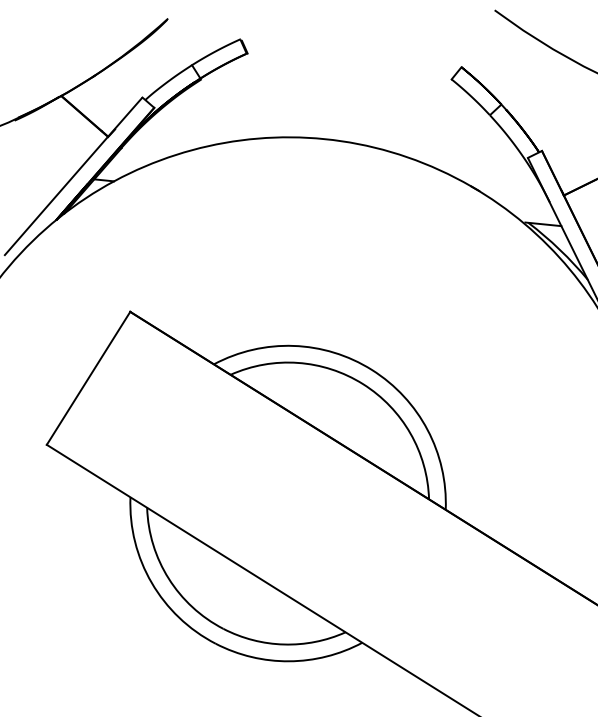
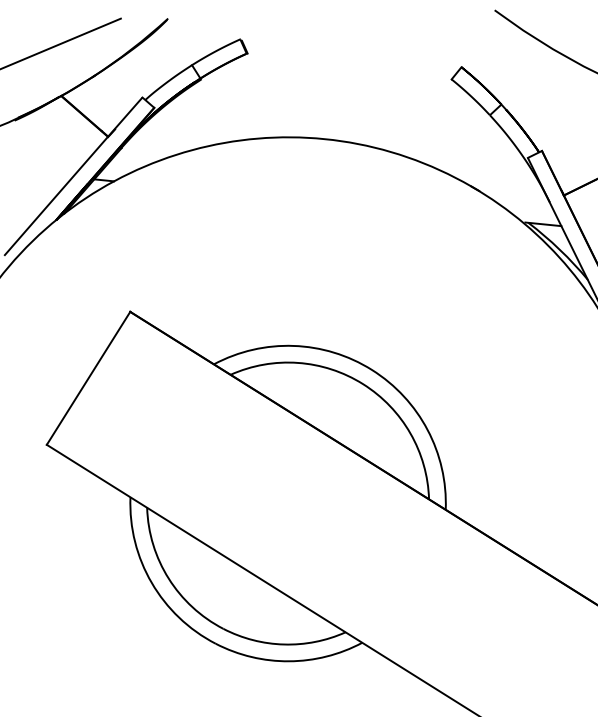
line: none -> present (61, 43)
